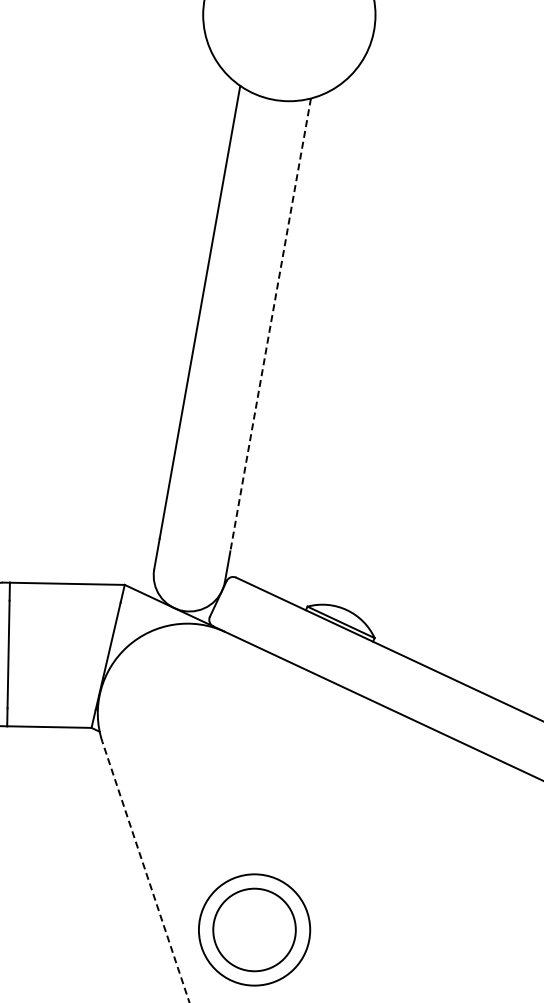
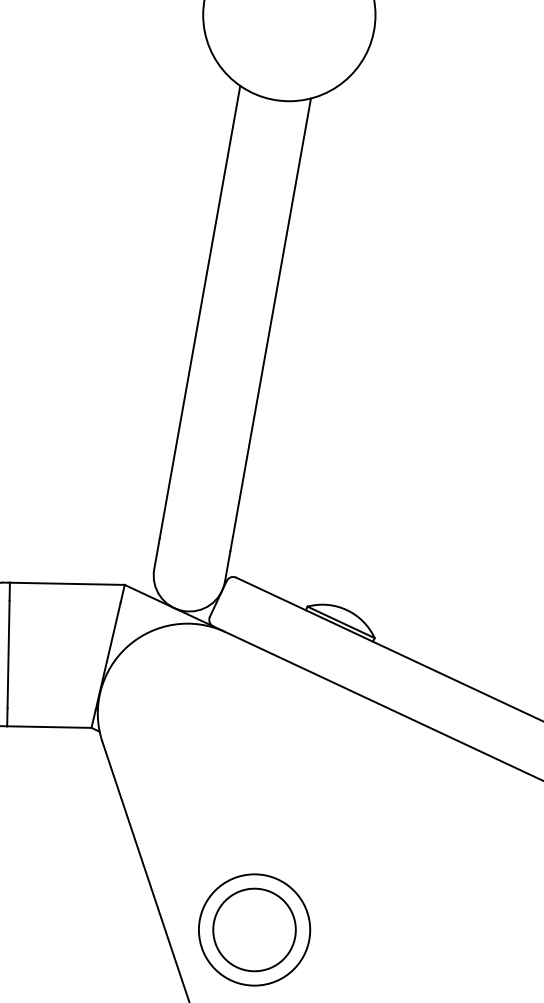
line: dashed -> solid (270, 324)
line: dashed -> solid (145, 871)
